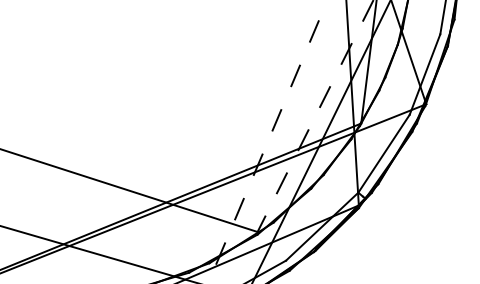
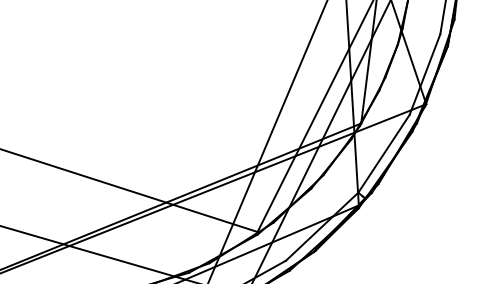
line: dashed -> solid (315, 116)
line: dashed -> solid (267, 141)
